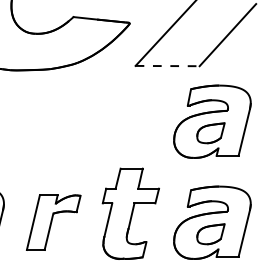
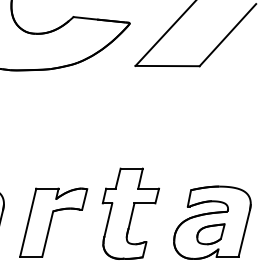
line: dashed -> solid (168, 66)
part: present -> none (212, 121)
part size: 56x57 px -> 70x71 px (53, 222)
